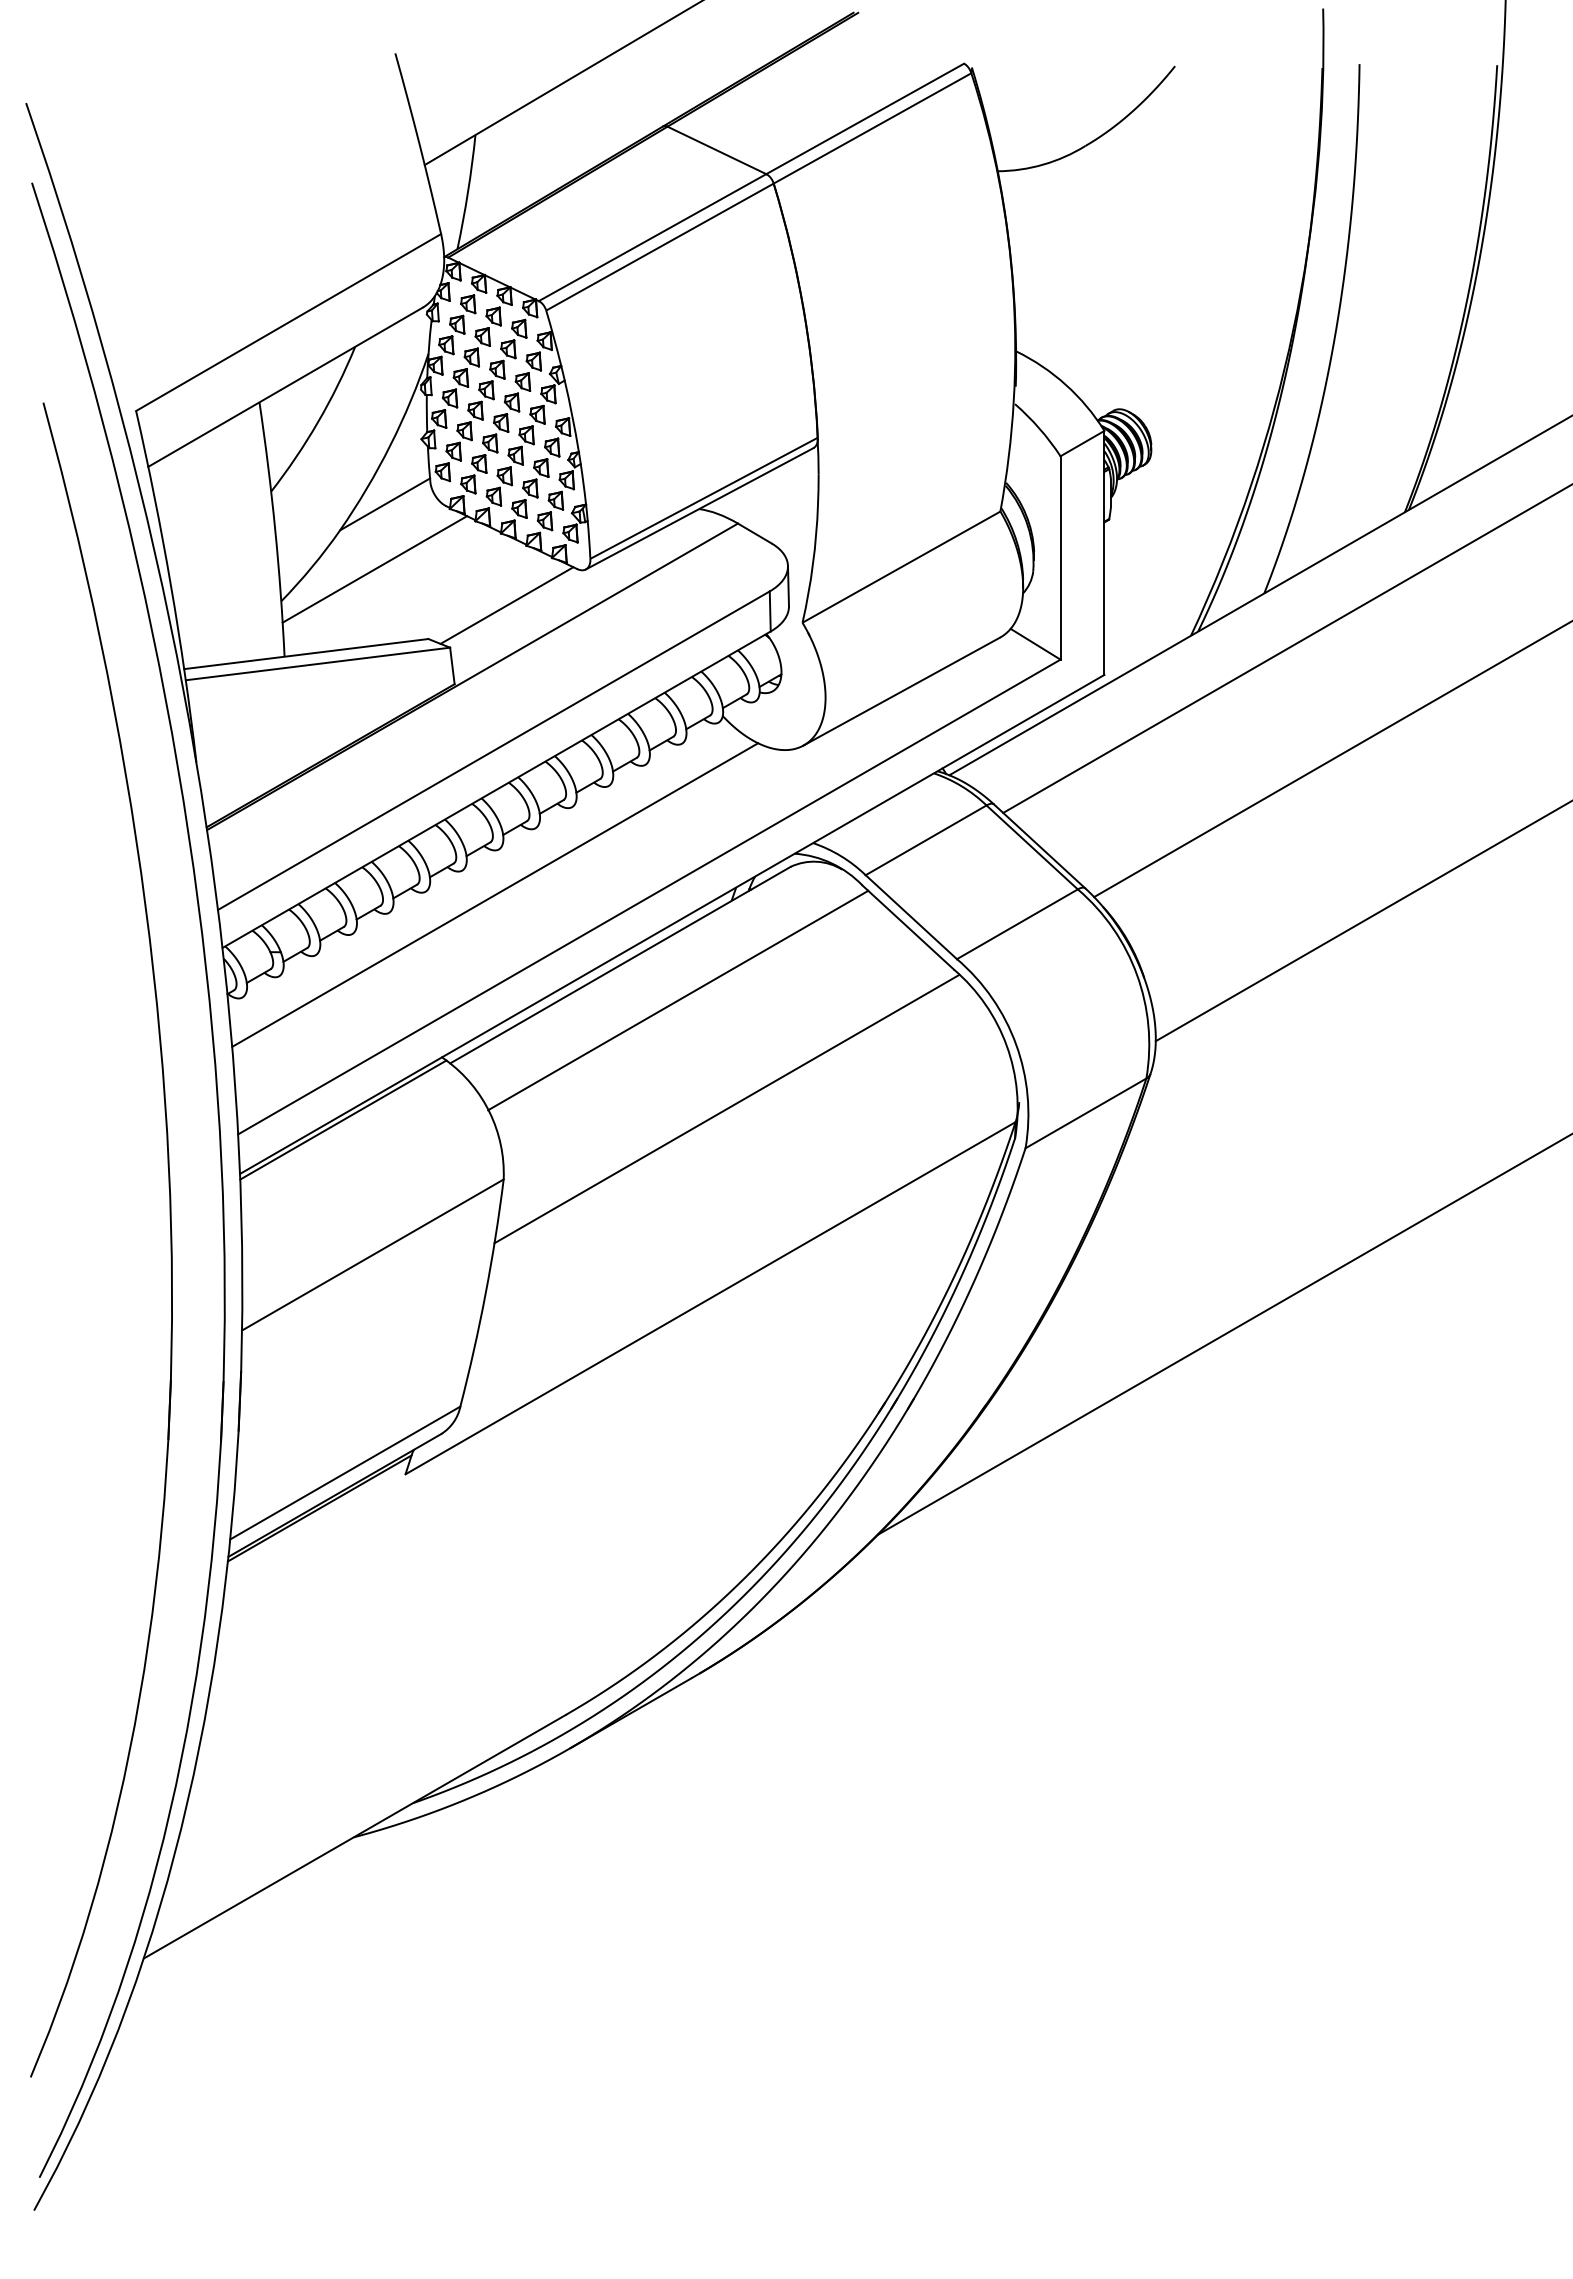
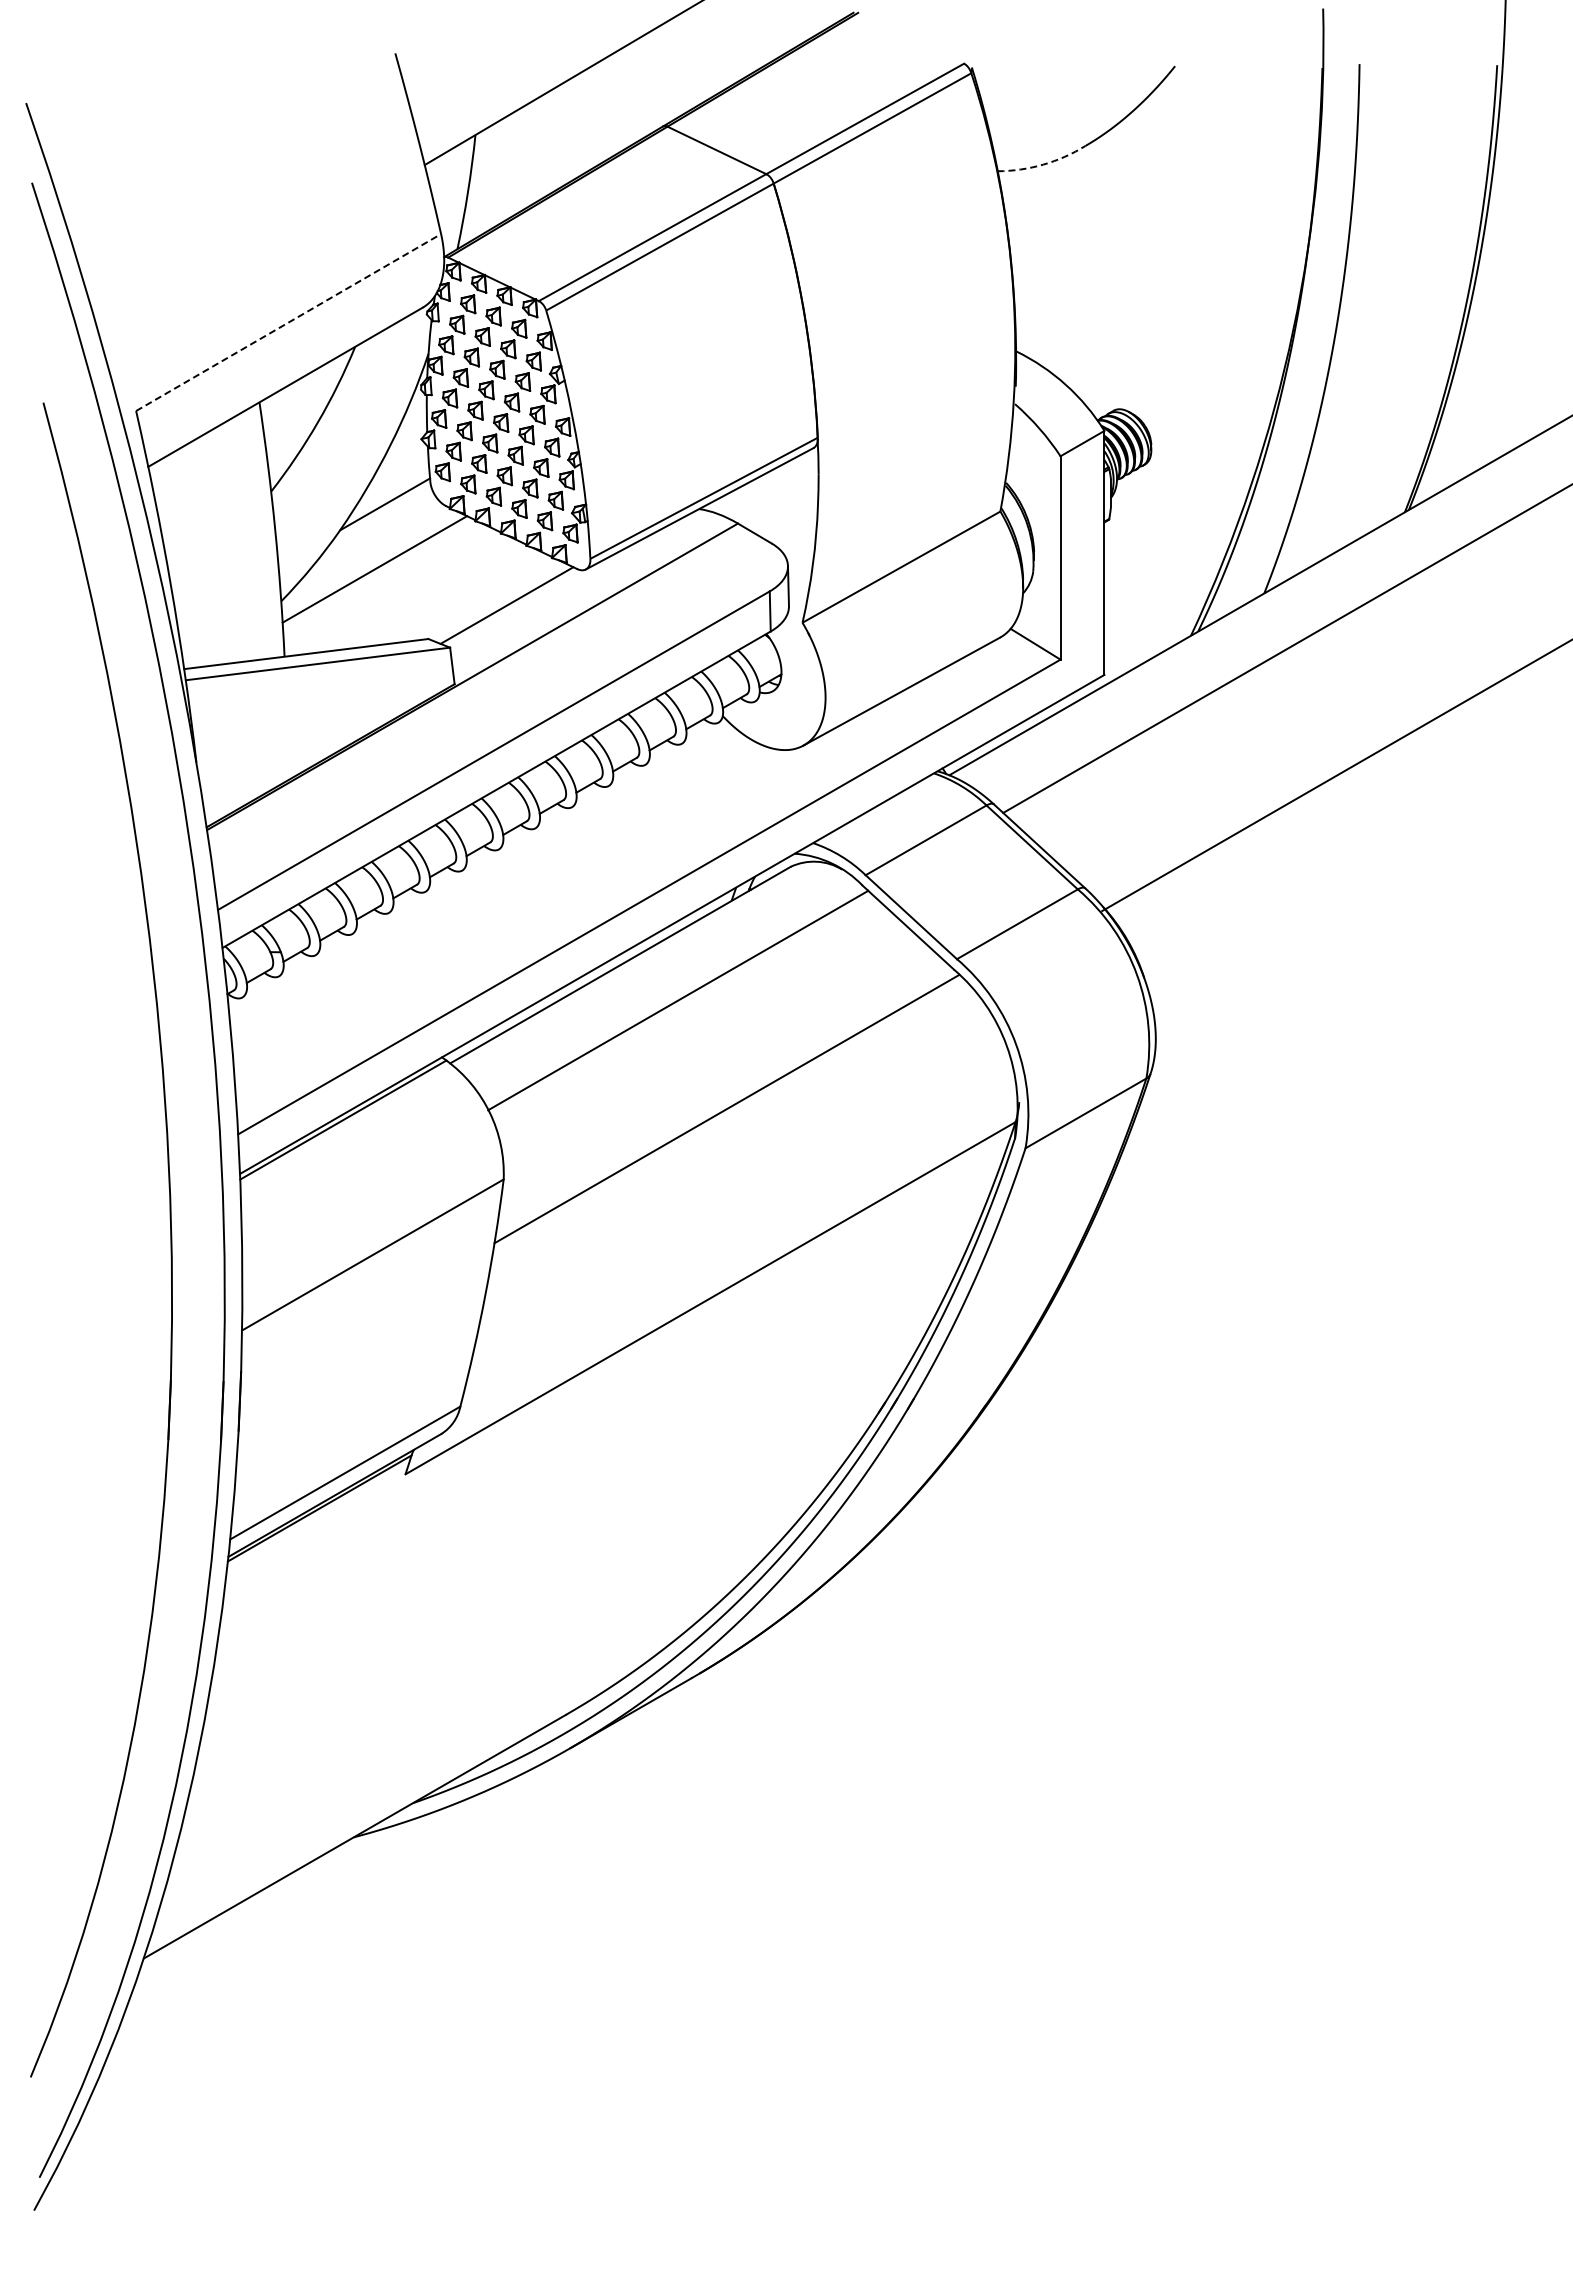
arc: solid -> dashed (1043, 164)
line: solid -> dashed (289, 322)
line position: (1331, 759) -> (1335, 776) (1335, 776)
line: present -> none (495, 894)
line: present -> none (1362, 921)
line: present -> none (1223, 1334)
